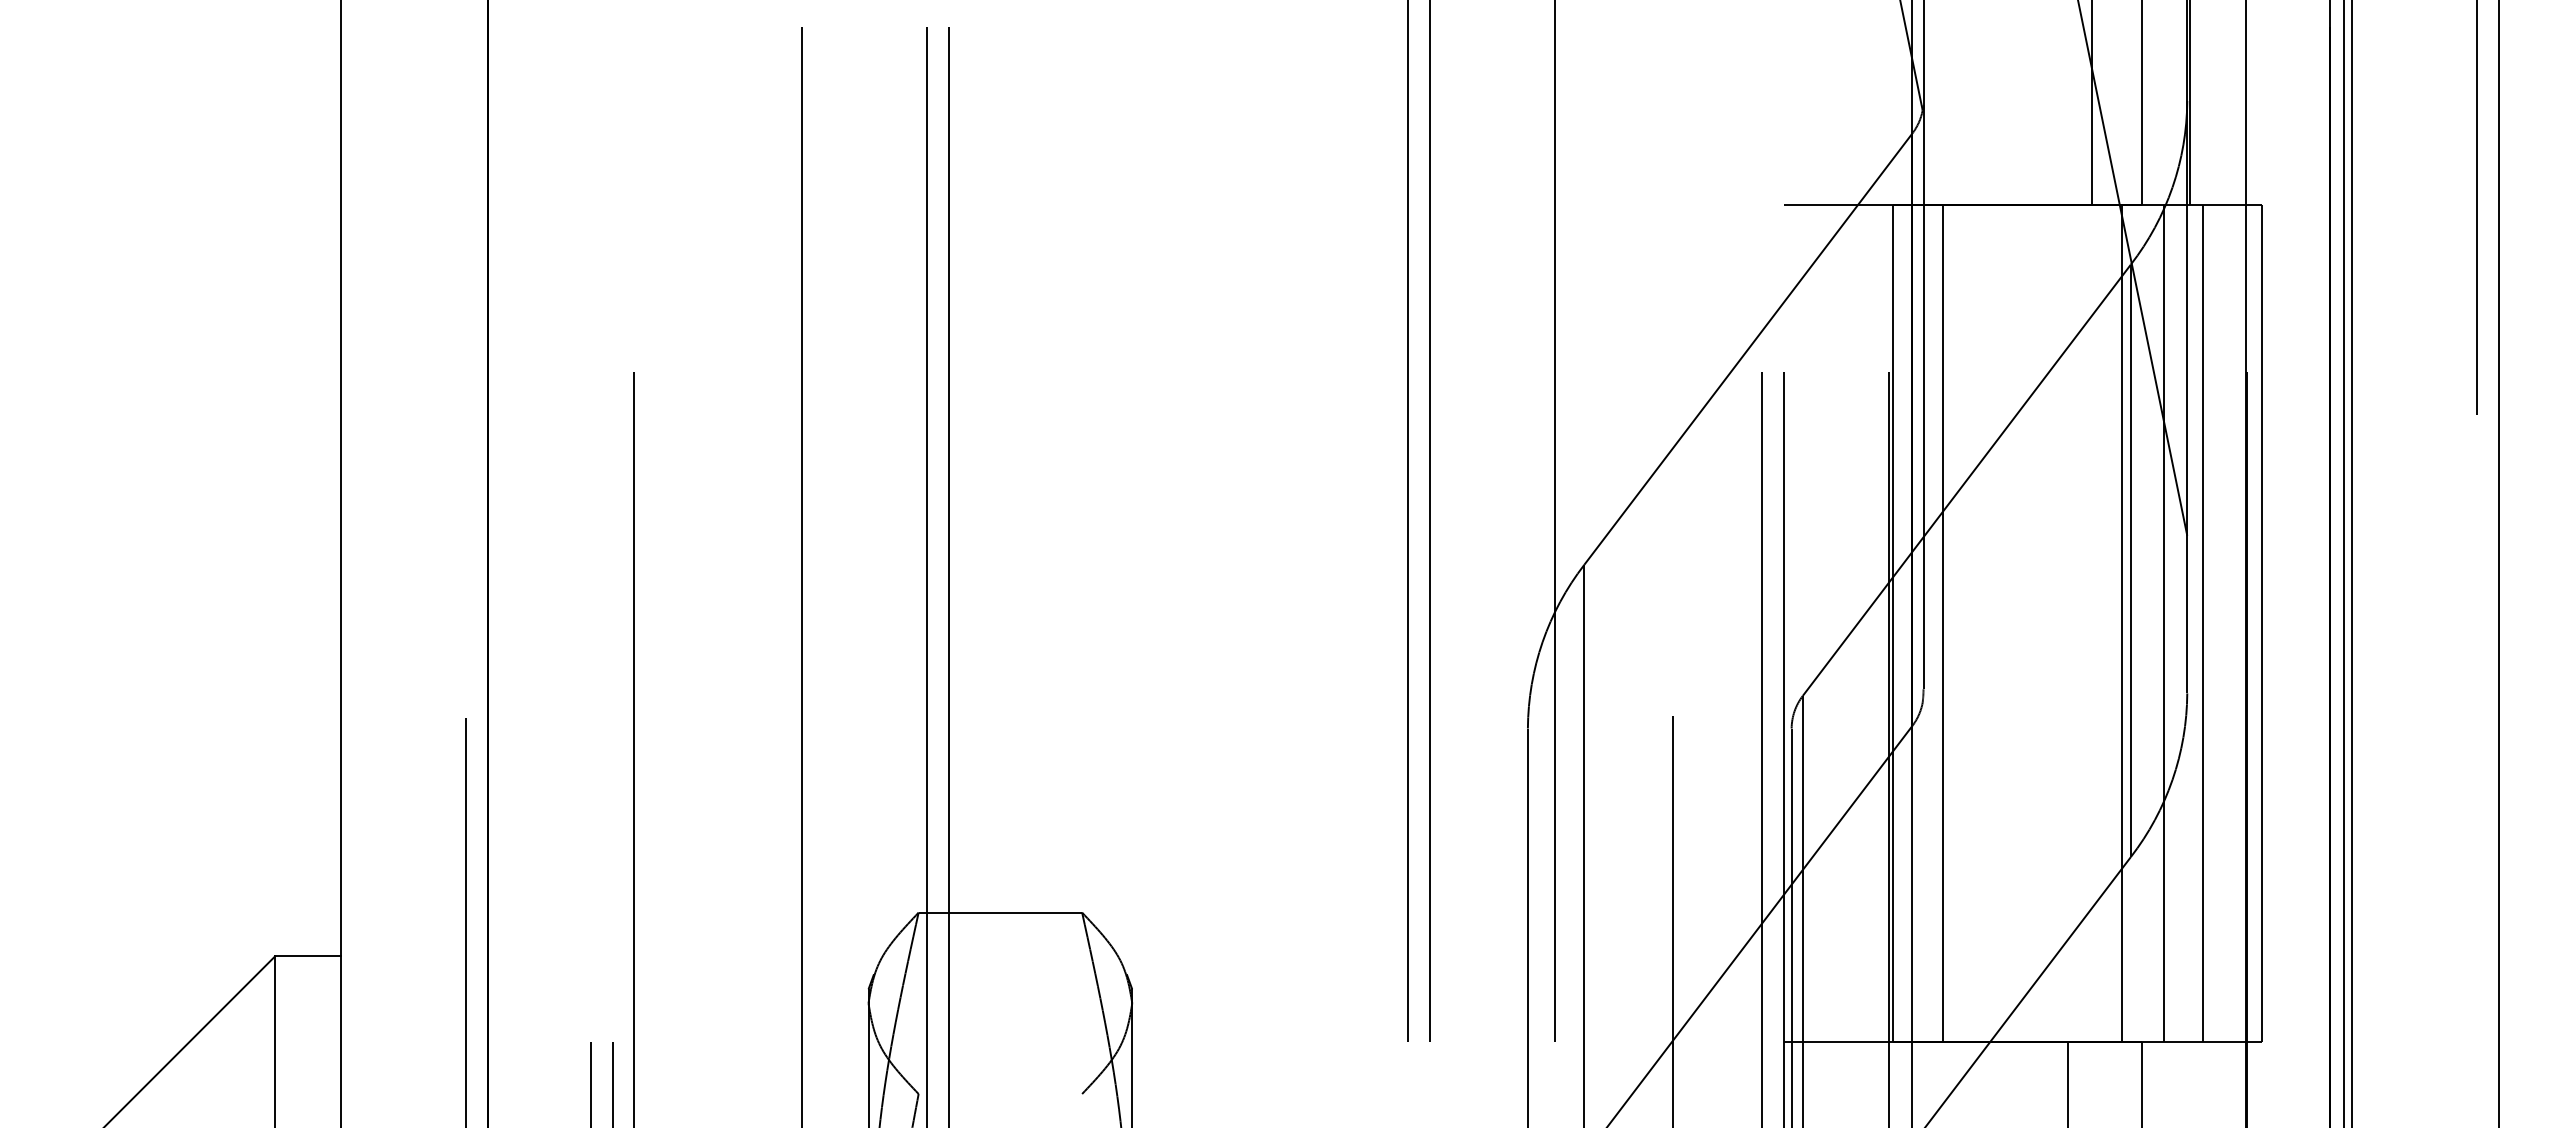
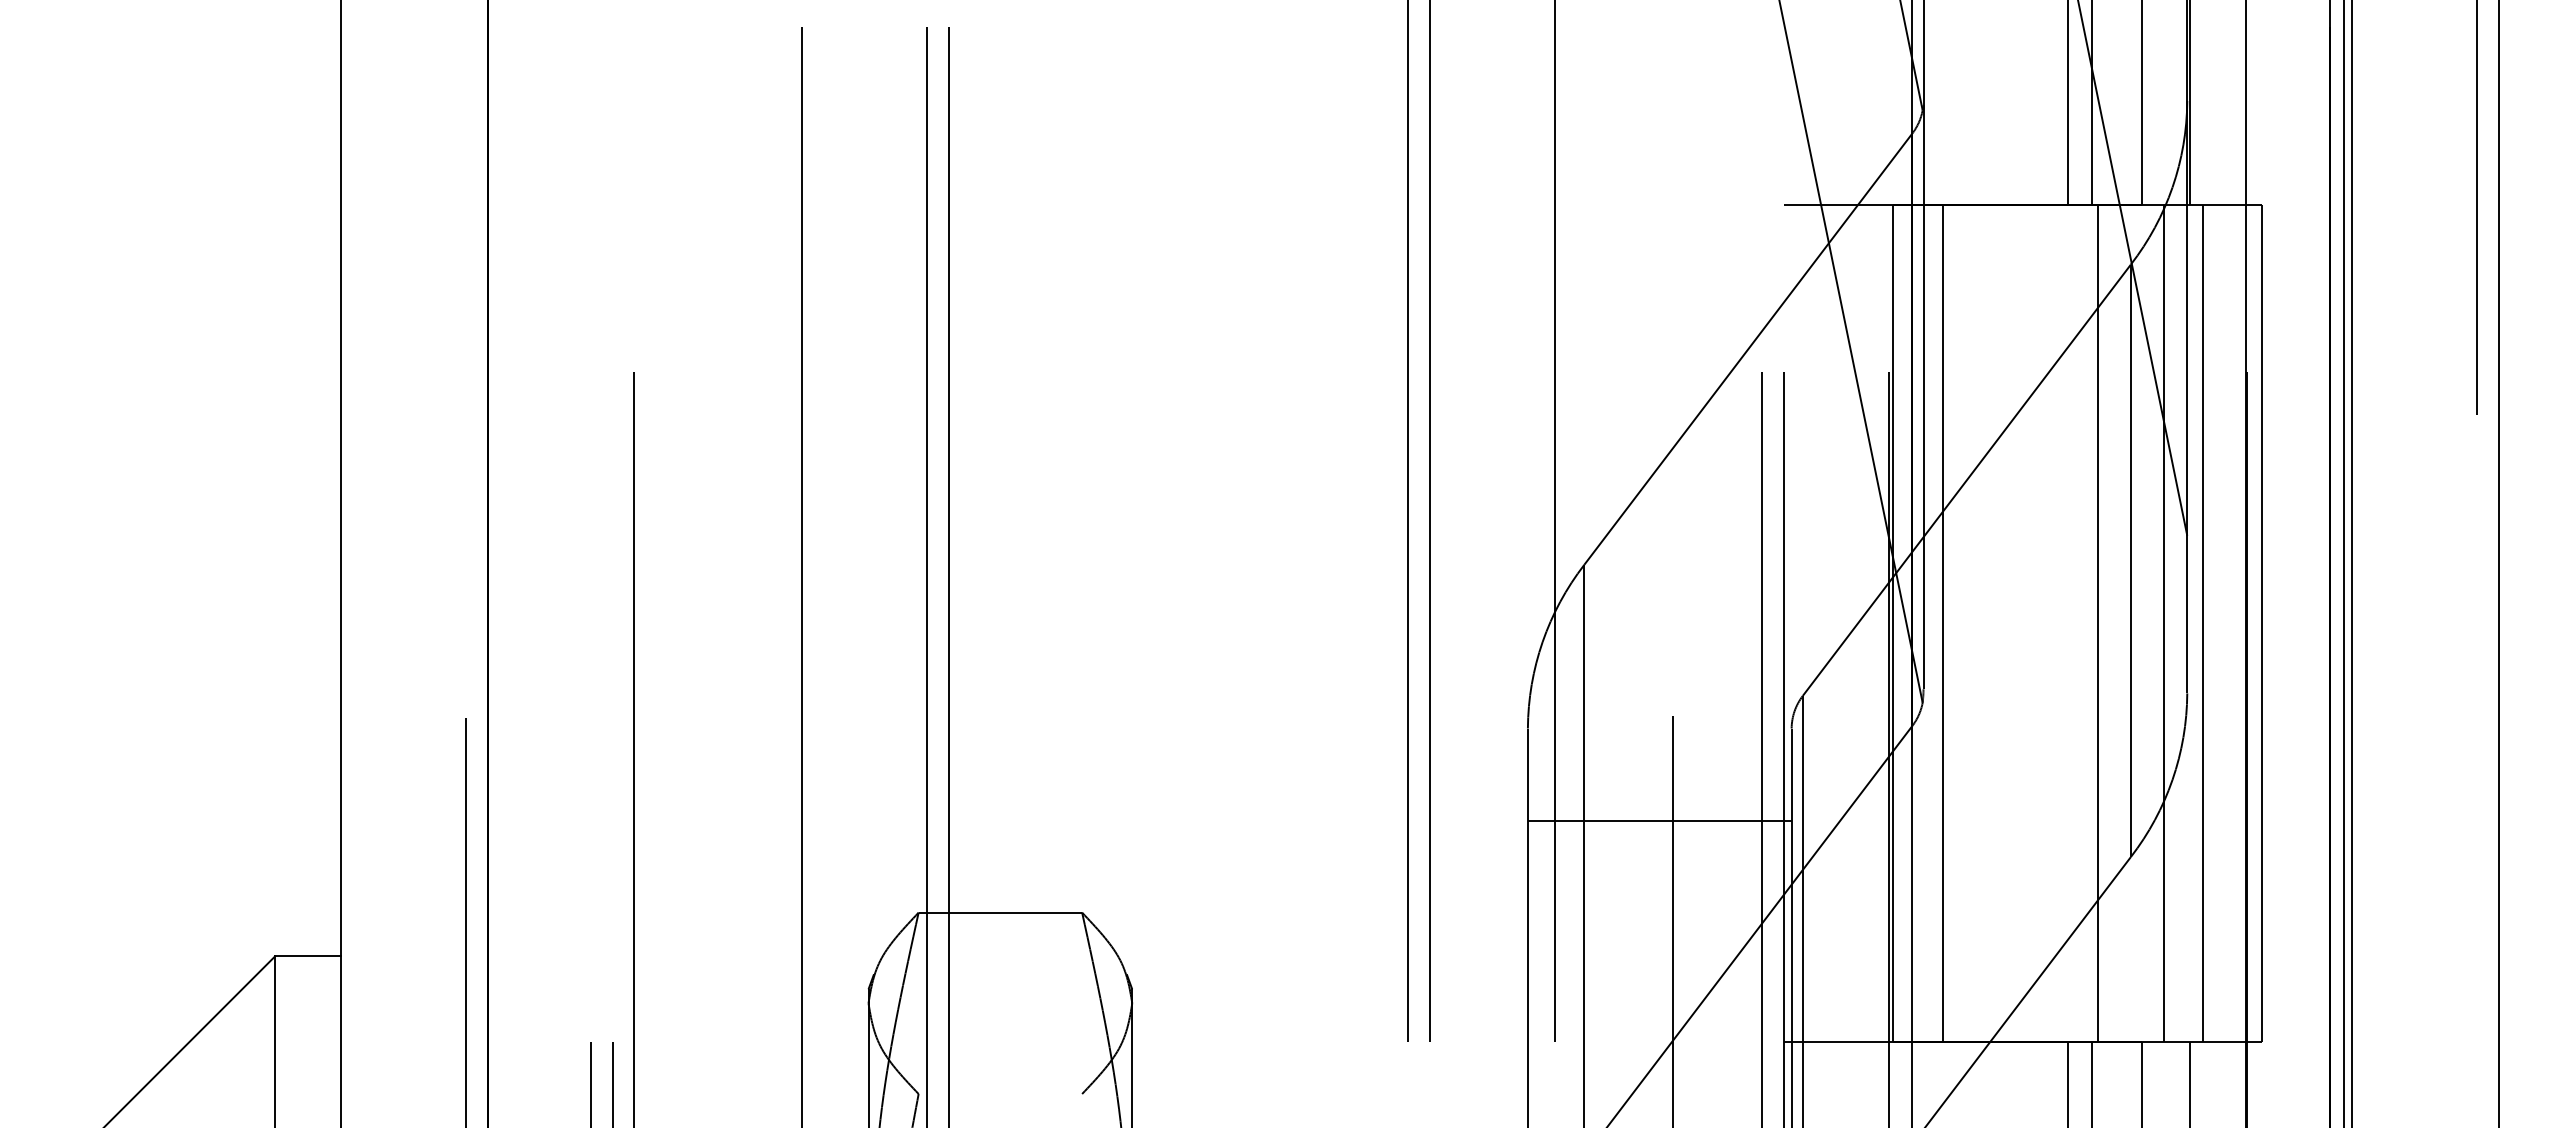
line: none -> present (2067, 103)
line: none -> present (1850, 352)
line position: (2122, 623) -> (2098, 623) (2098, 623)
line: none -> present (1659, 821)
line: none -> present (2091, 1083)
line: none -> present (2190, 1083)
